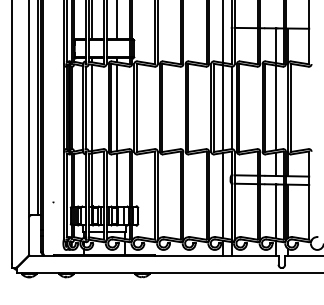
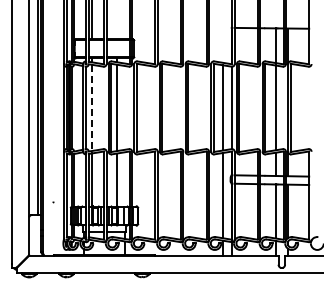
line: present -> none (117, 20)
line: present -> none (223, 32)
line: solid -> dashed (91, 108)
